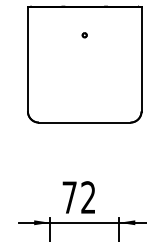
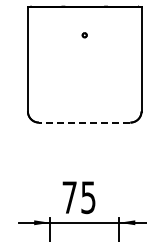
line: solid -> dashed (84, 122)
text: 72 -> 75 (88, 197)
